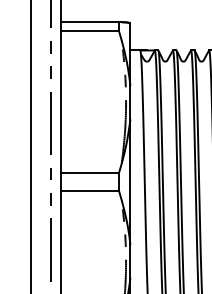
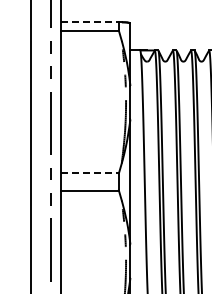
line: solid -> dashed (90, 22)
line: solid -> dashed (90, 173)
